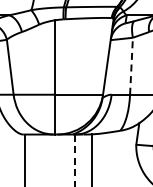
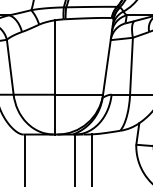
line: dashed -> solid (131, 66)
line: dashed -> solid (75, 160)
